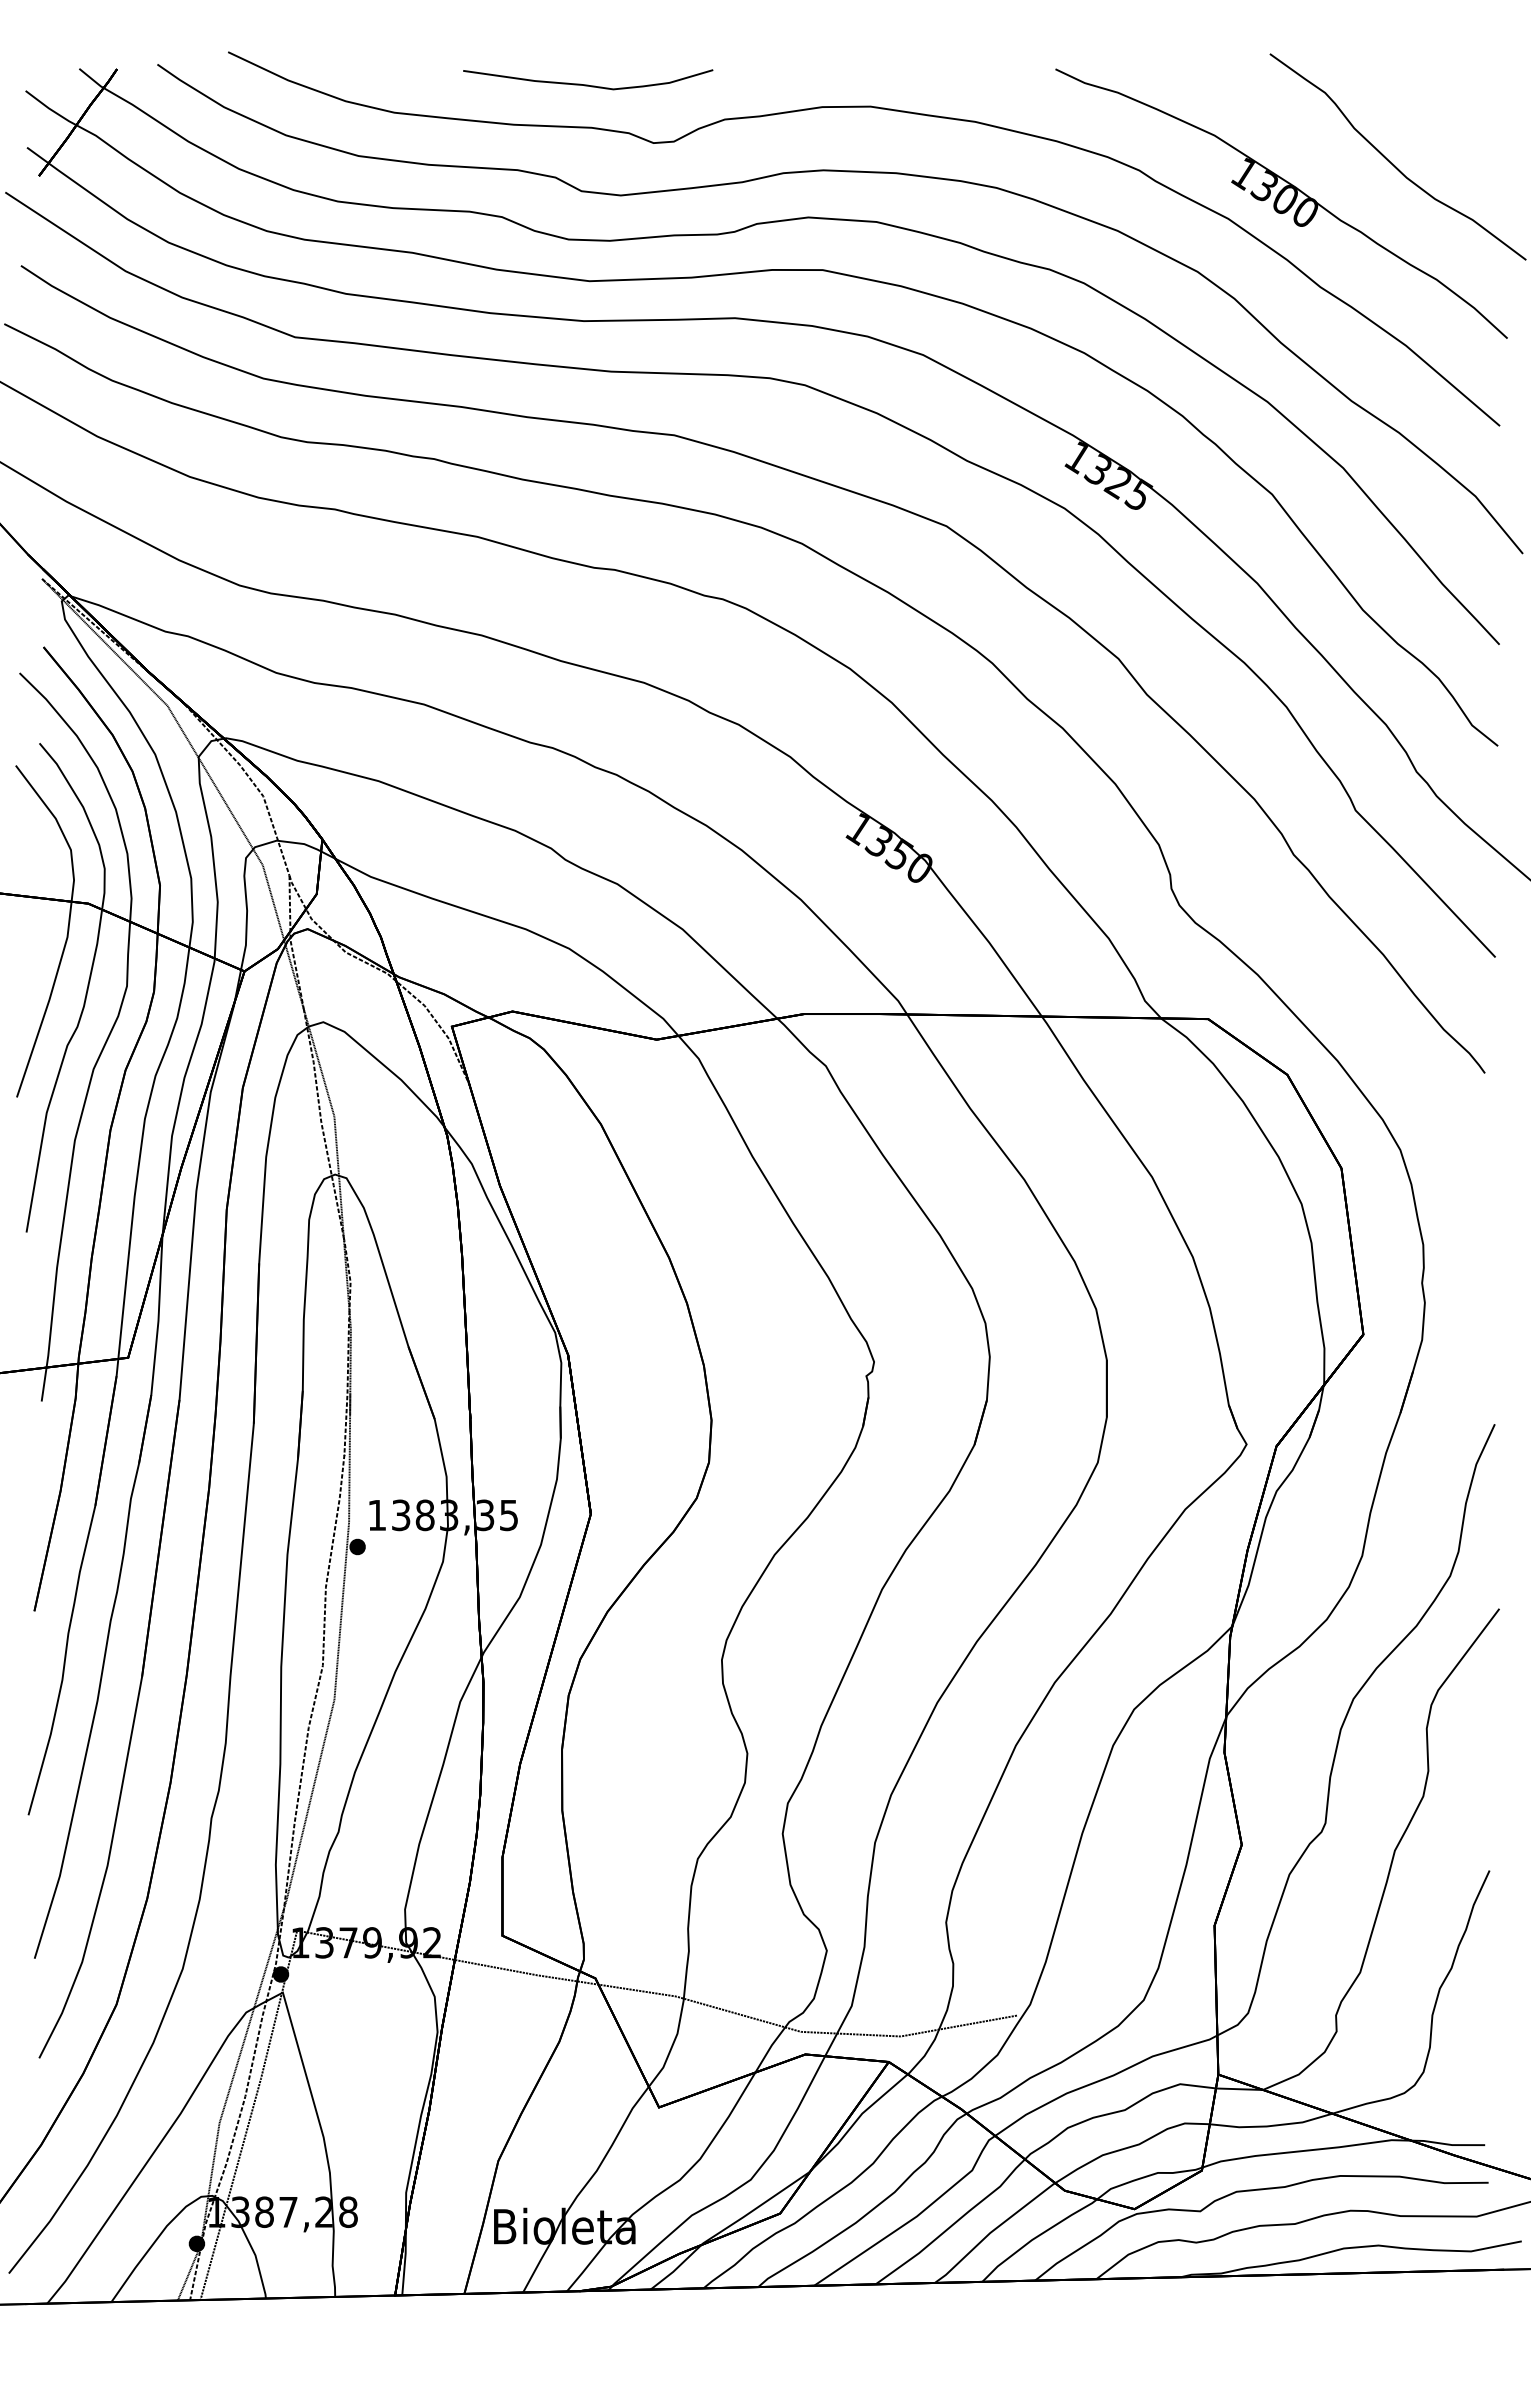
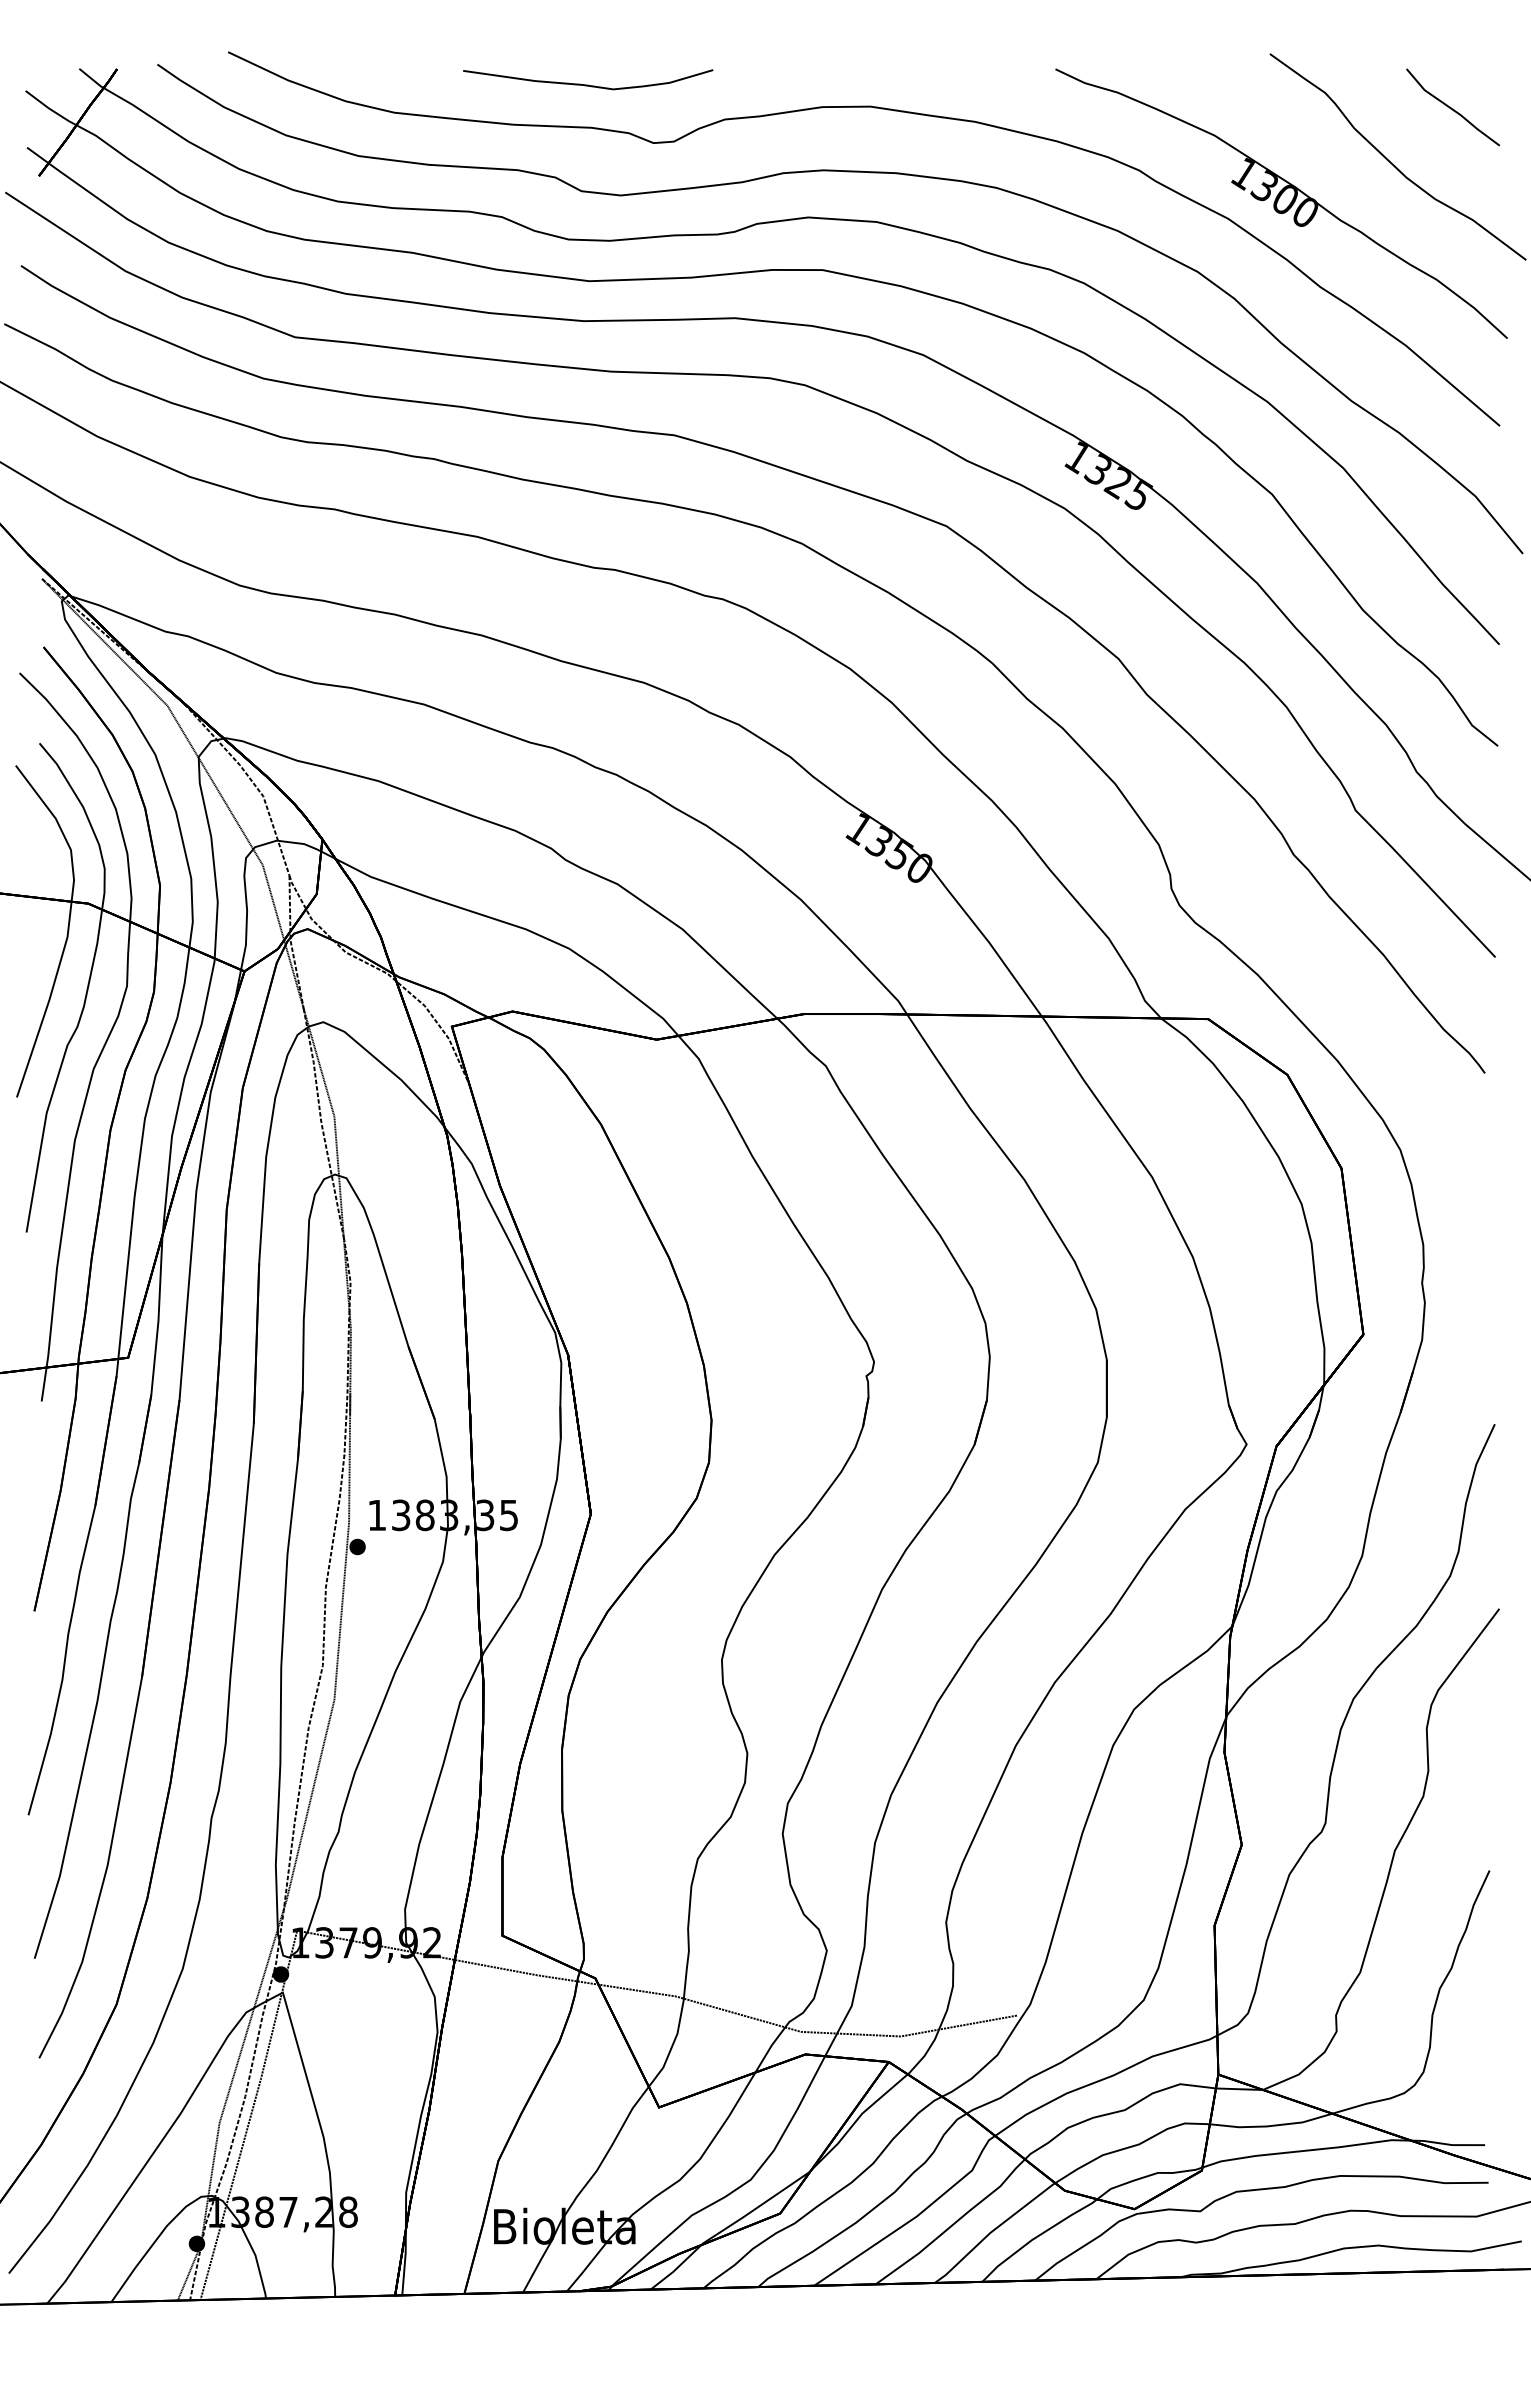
line: none -> present (1451, 107)
